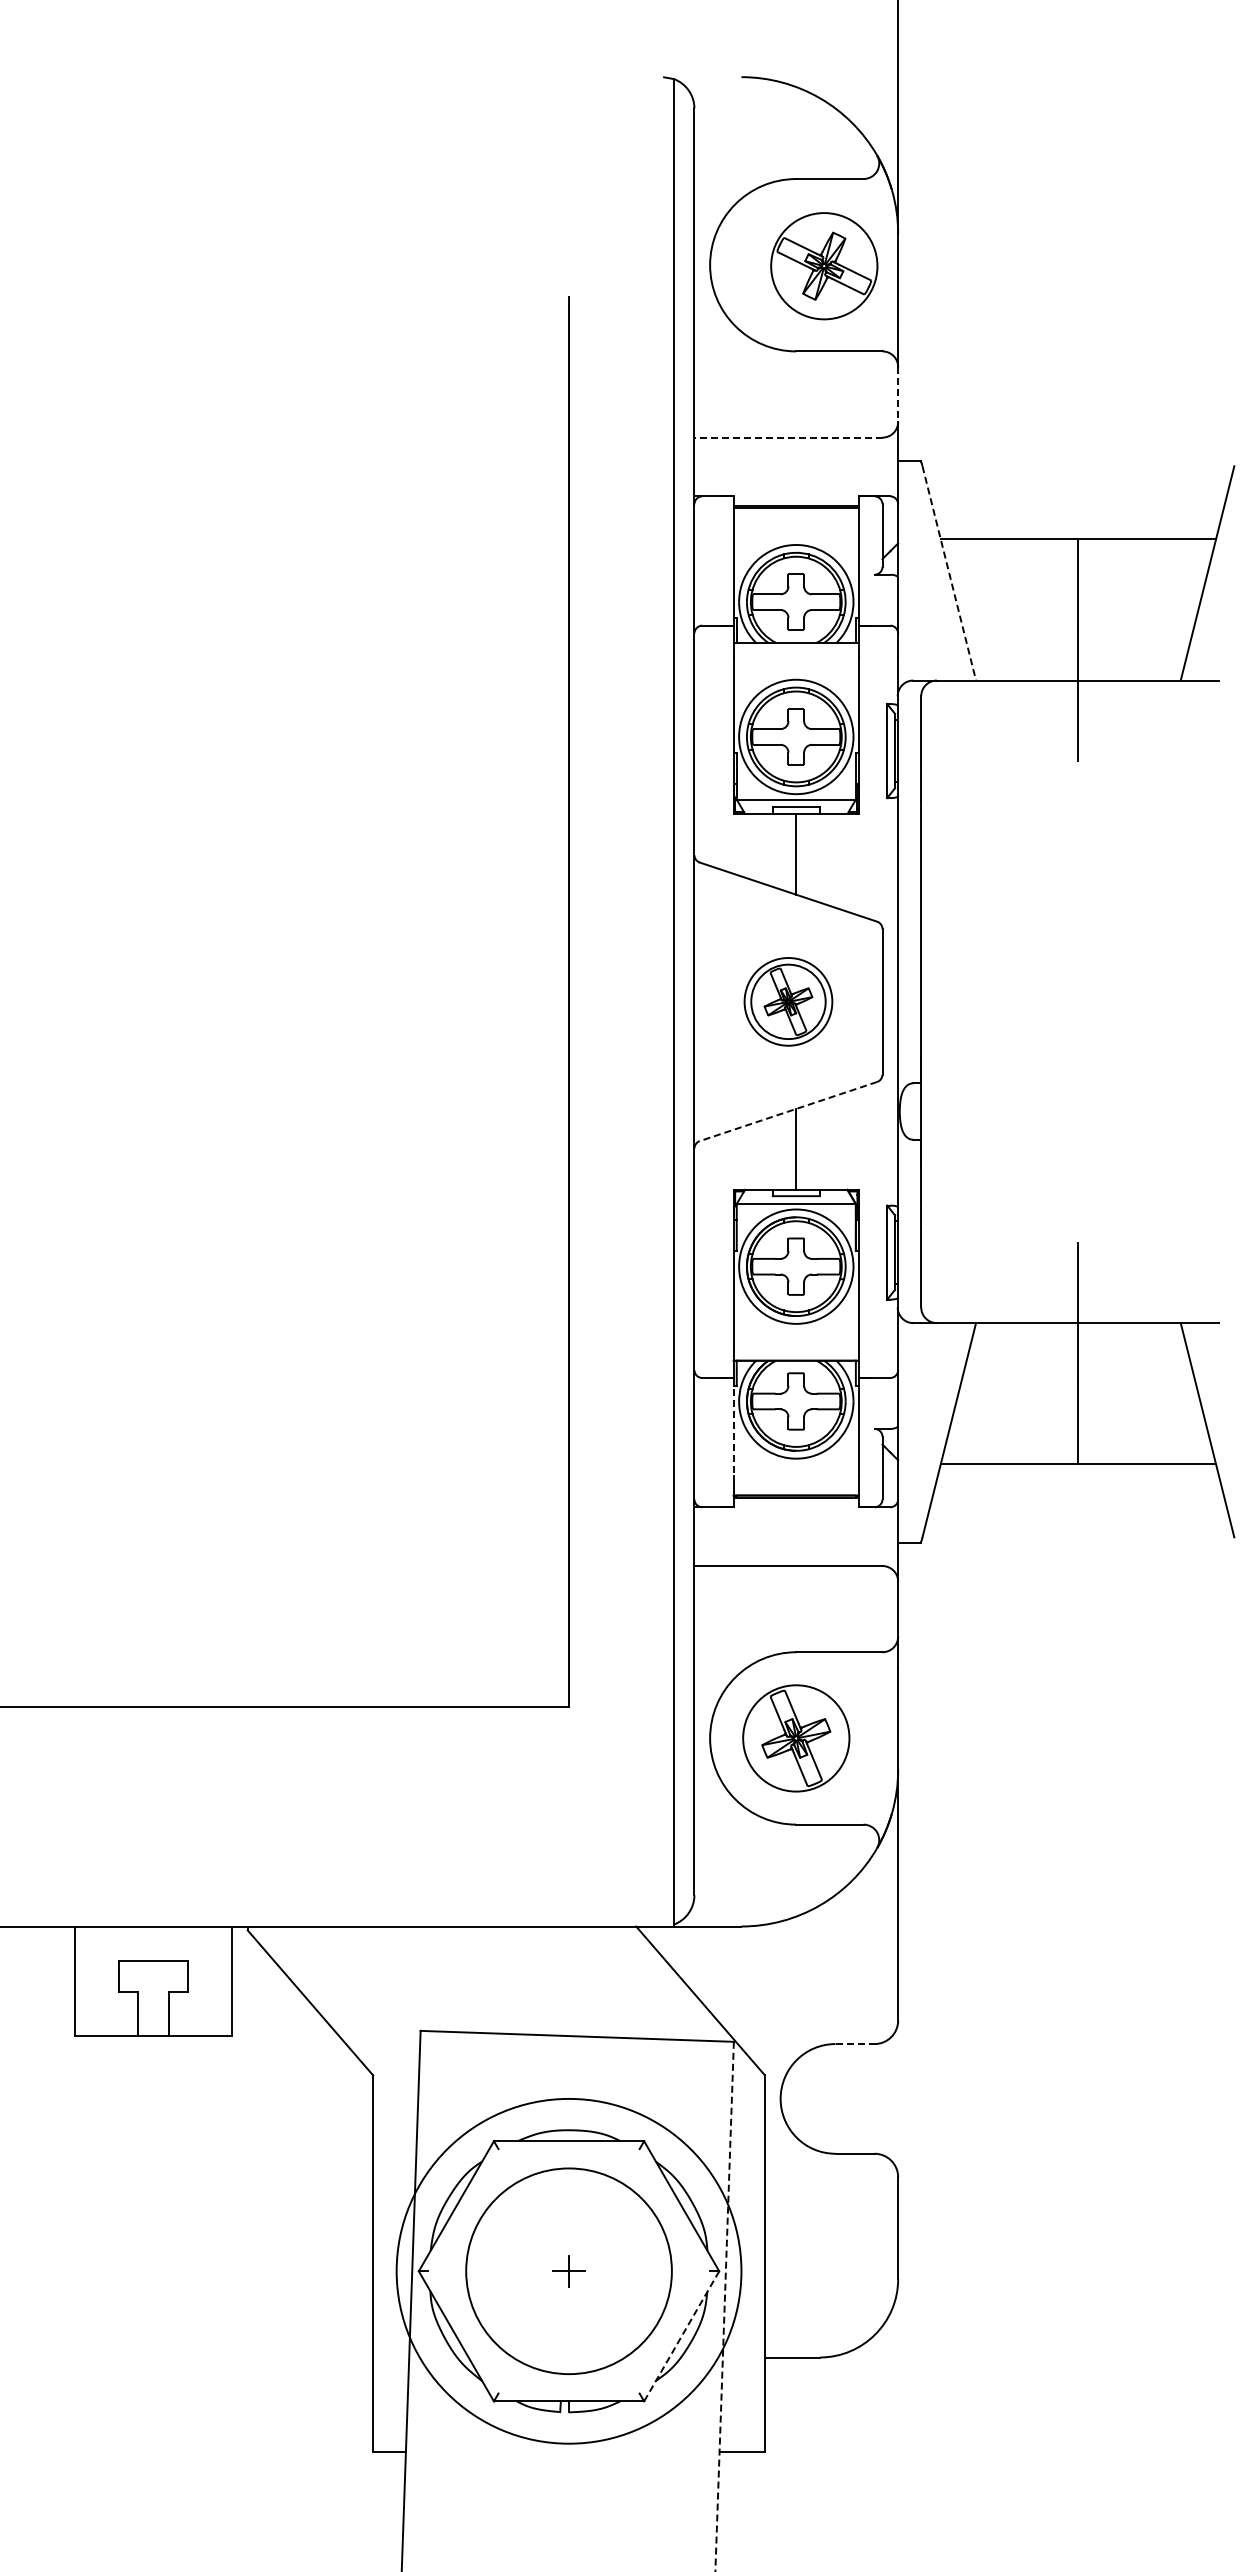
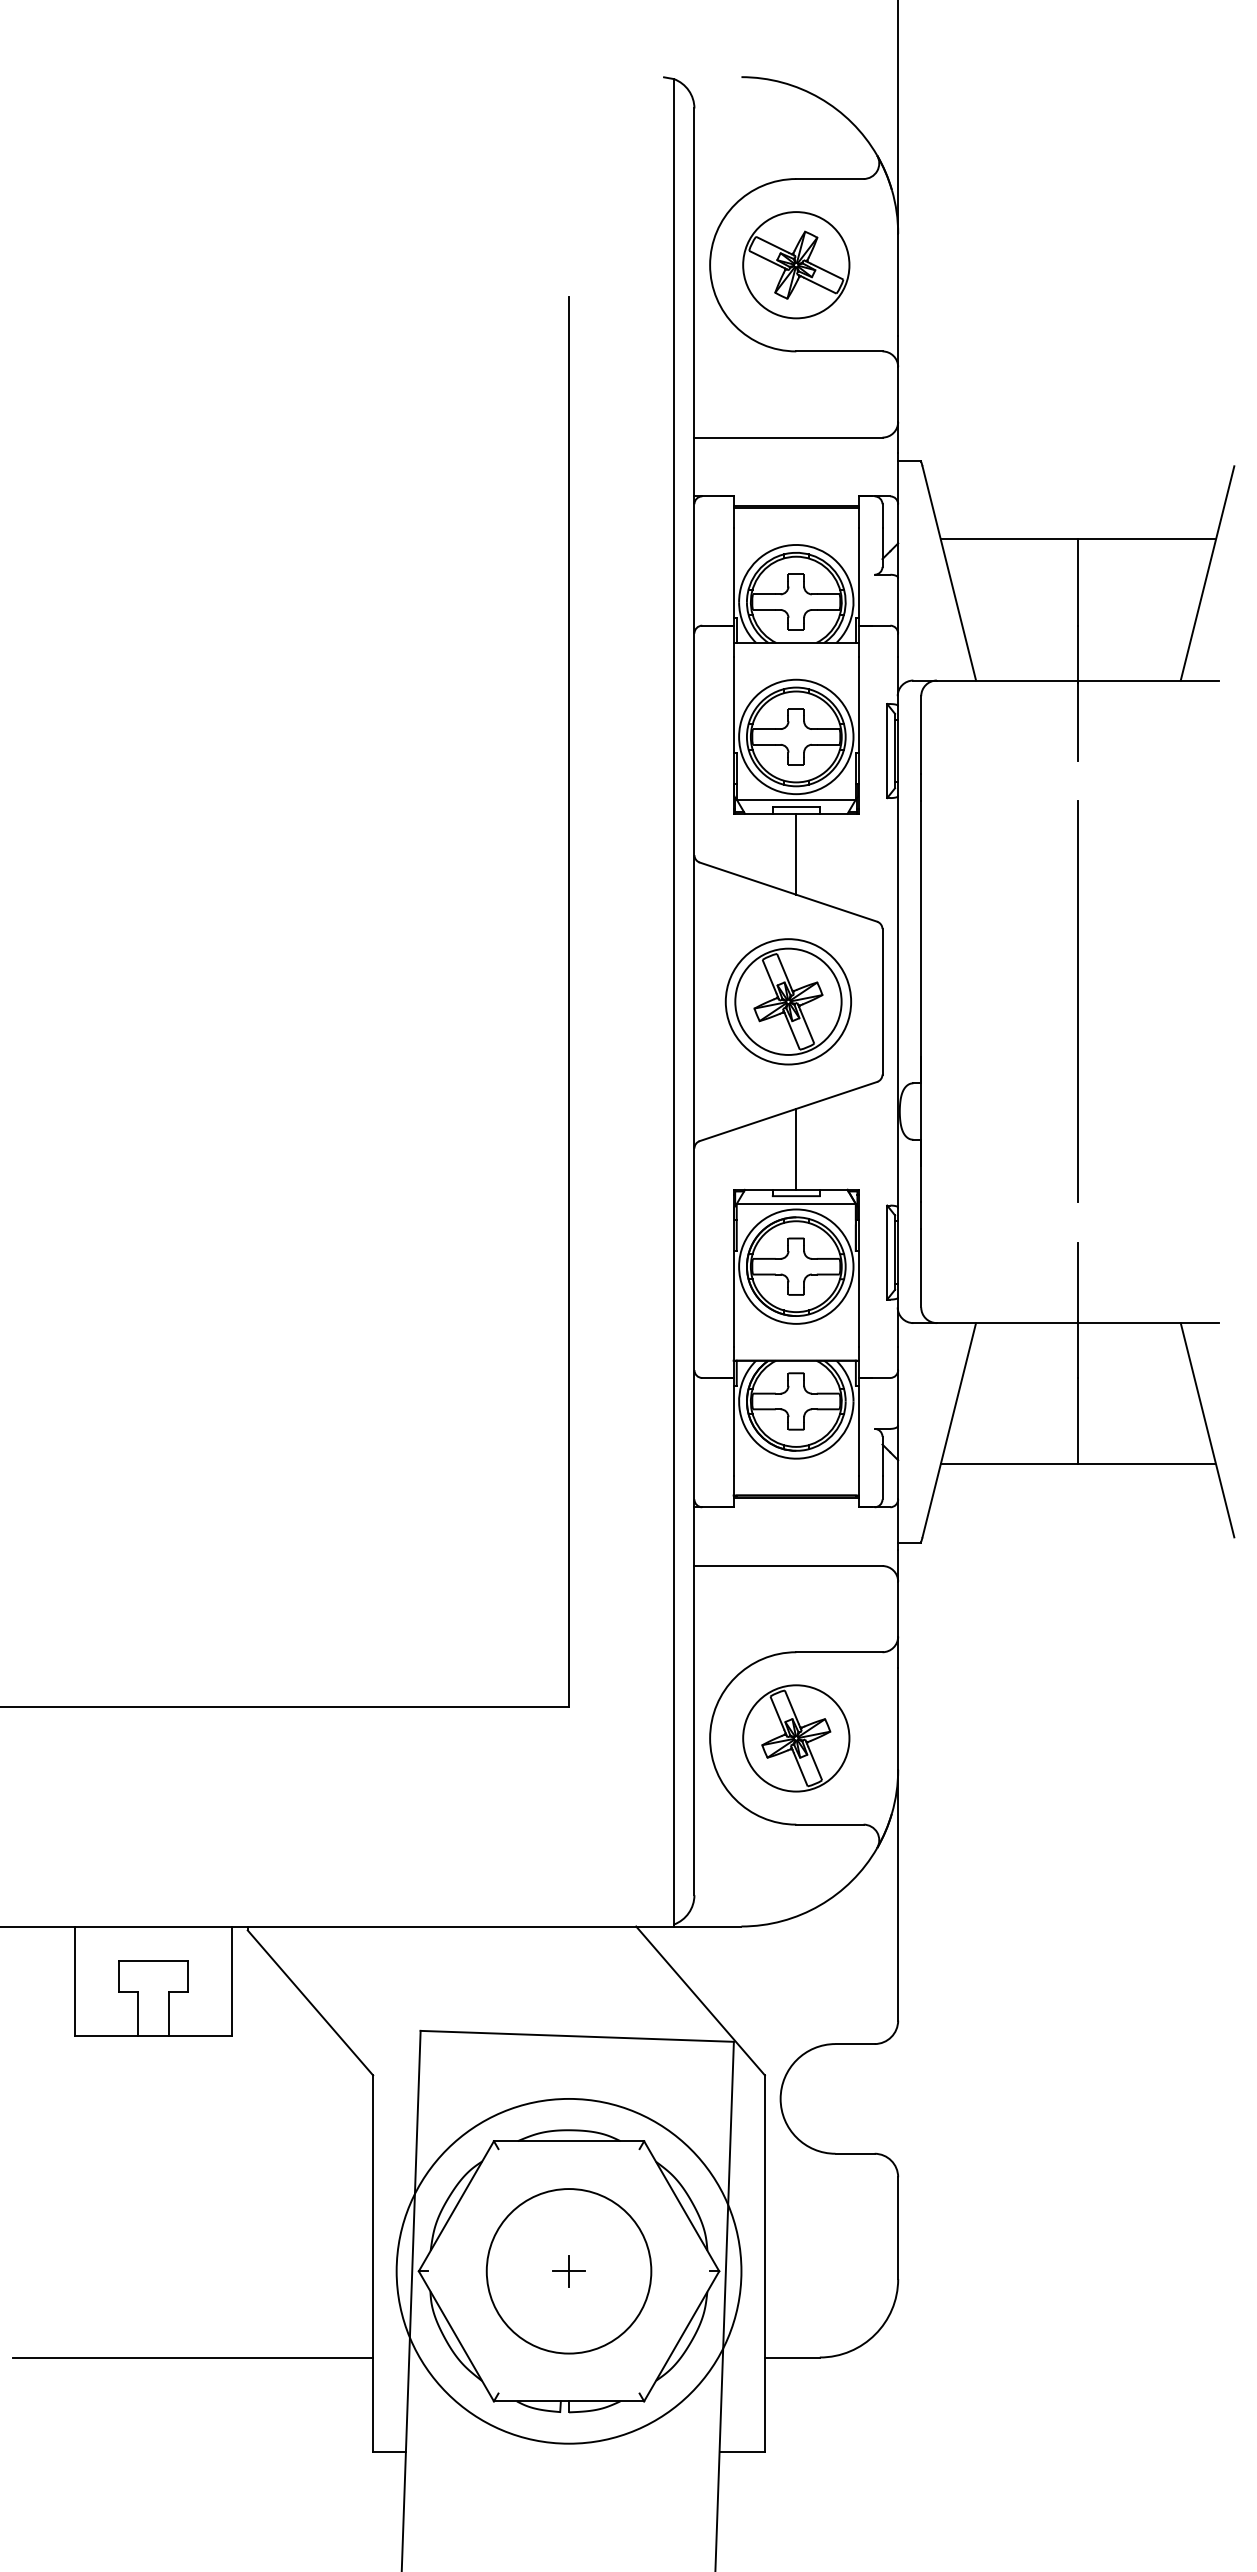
part position: (824, 266) -> (796, 265) (796, 265)
line: dashed -> solid (898, 395)
line: dashed -> solid (787, 437)
line: dashed -> solid (949, 573)
part size: 91x90 px -> 129x128 px (788, 1001)
line: none -> present (1077, 1001)
line: dashed -> solid (788, 1111)
line: dashed -> solid (733, 1426)
line: dashed -> solid (855, 2044)
circle diameter: 206 px -> 165 px (568, 2271)
line: dashed -> solid (724, 2307)
line: dashed -> solid (681, 2336)
line: none -> present (192, 2357)
